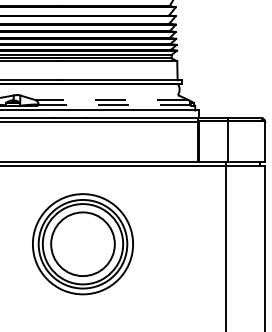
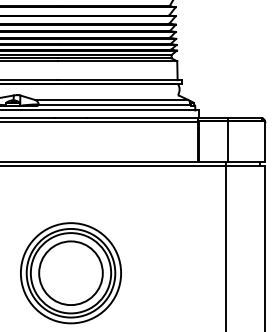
line: dashed -> solid (111, 99)
line: dashed -> solid (114, 105)
part position: (82, 244) -> (70, 273) (70, 273)
